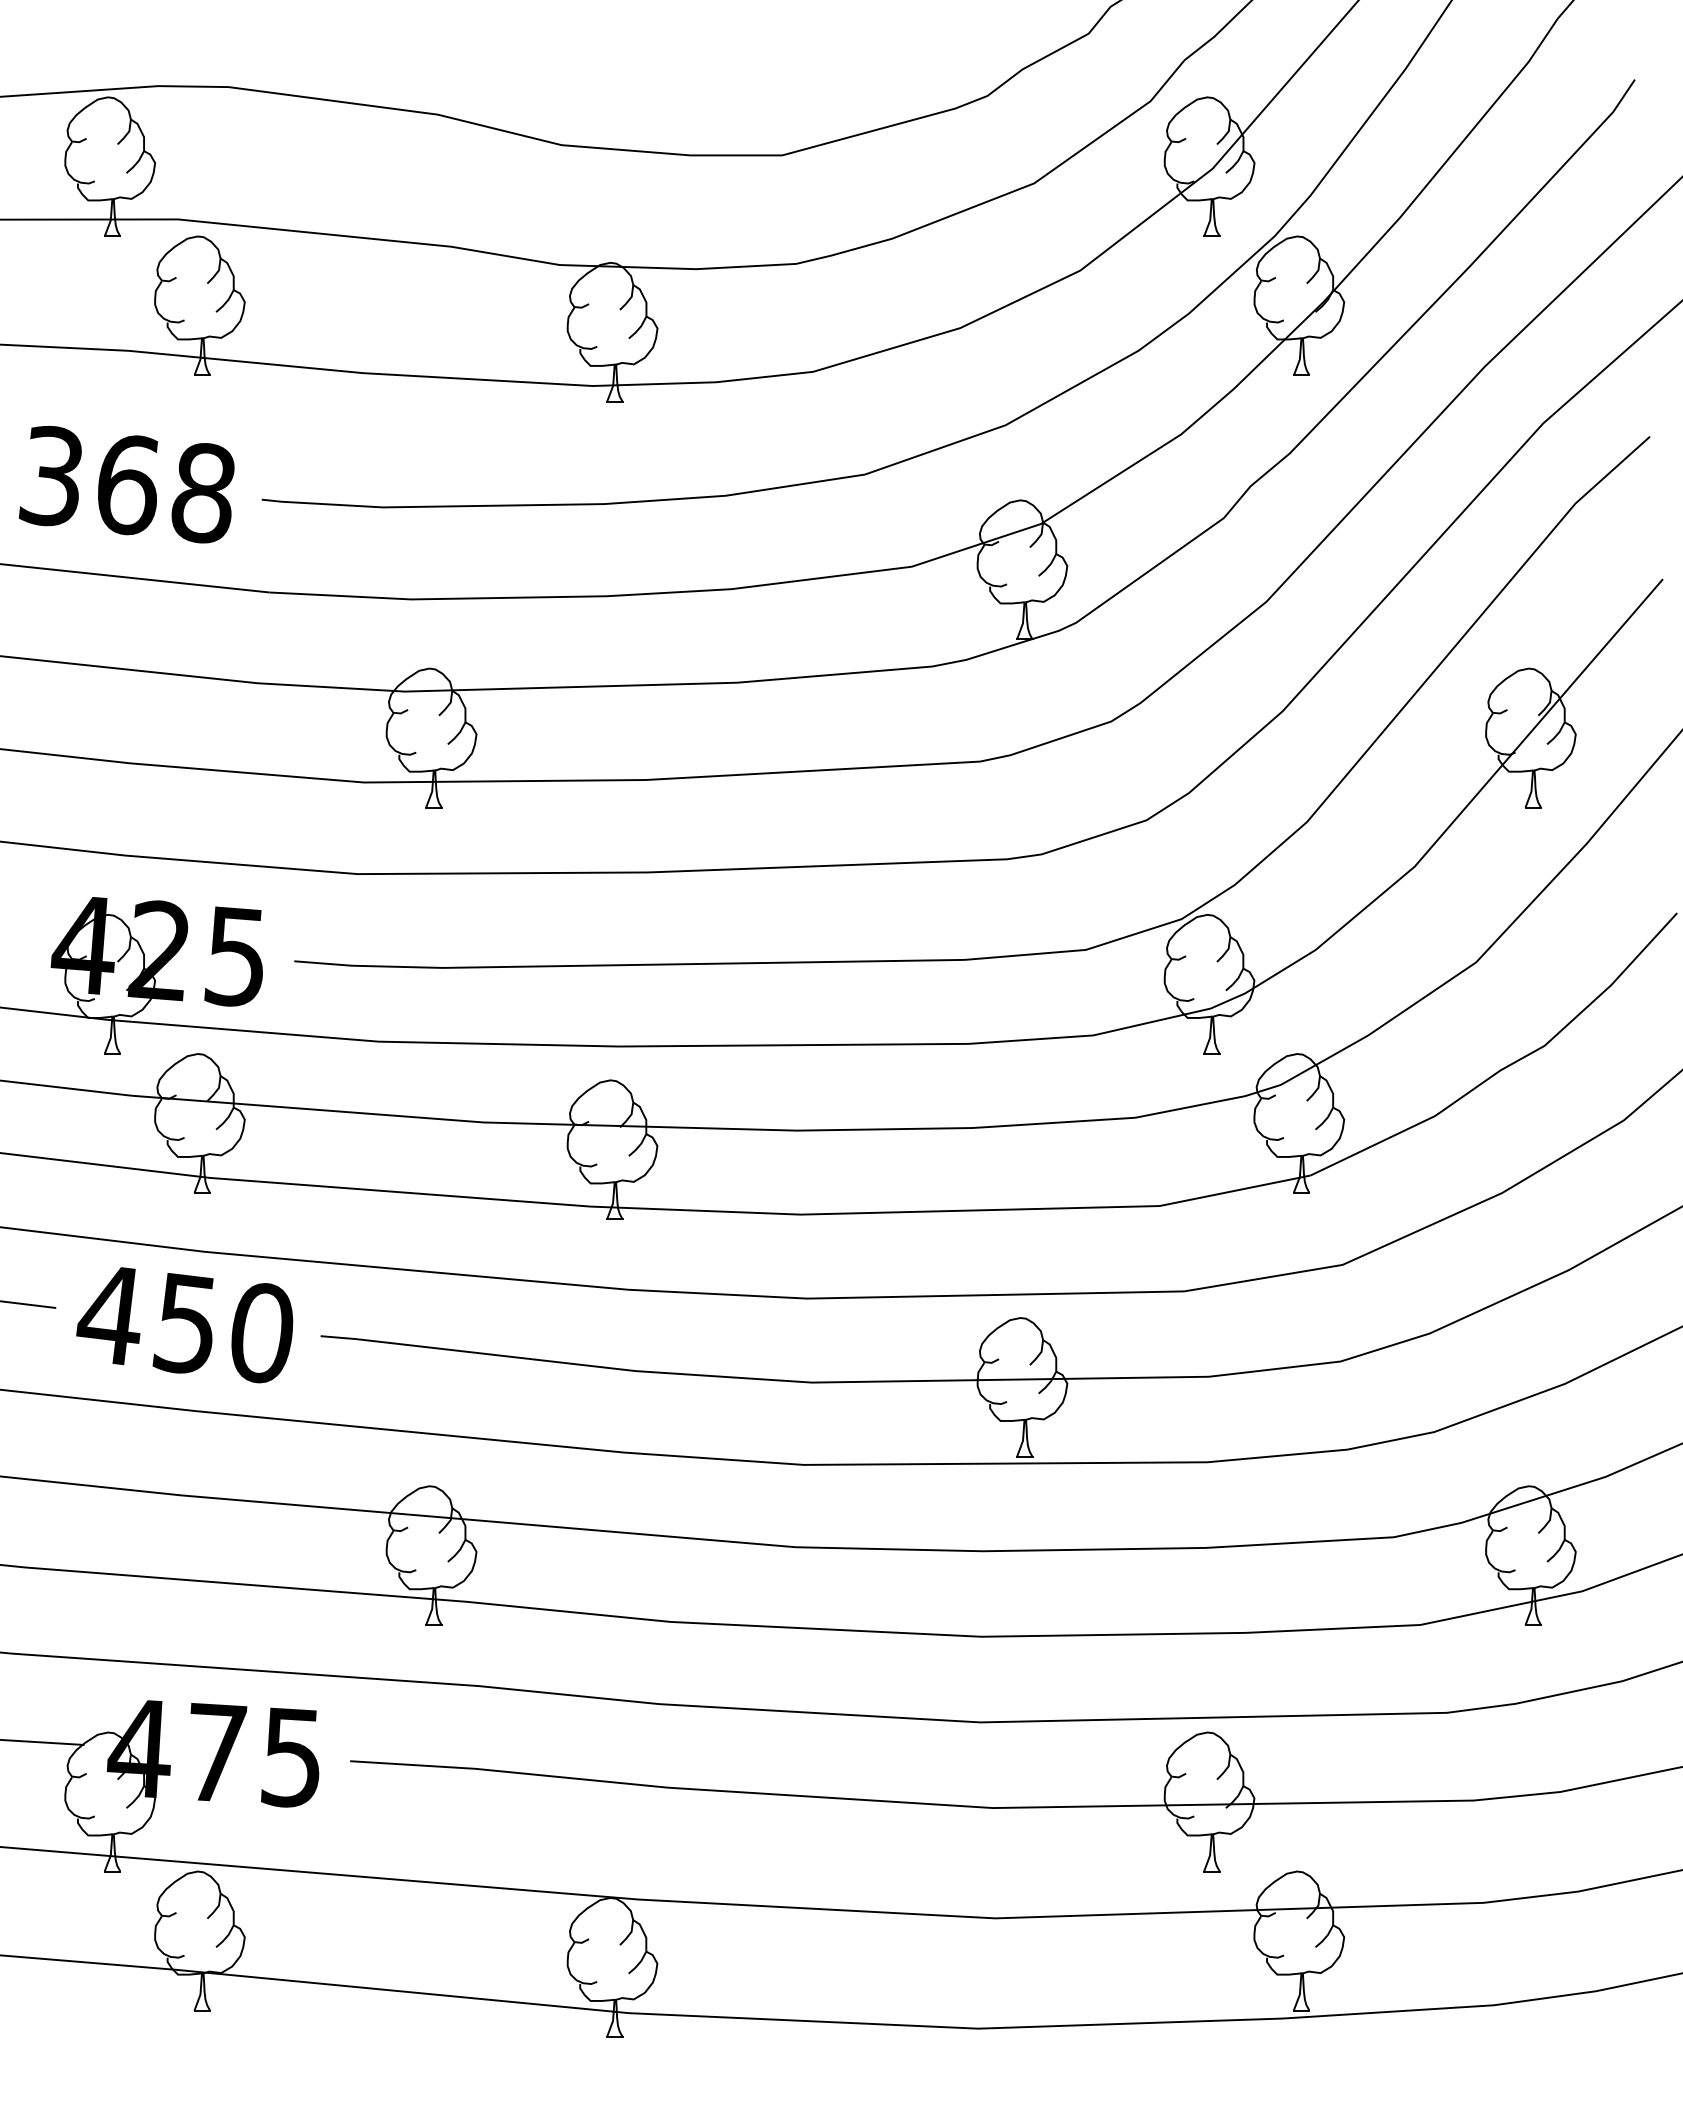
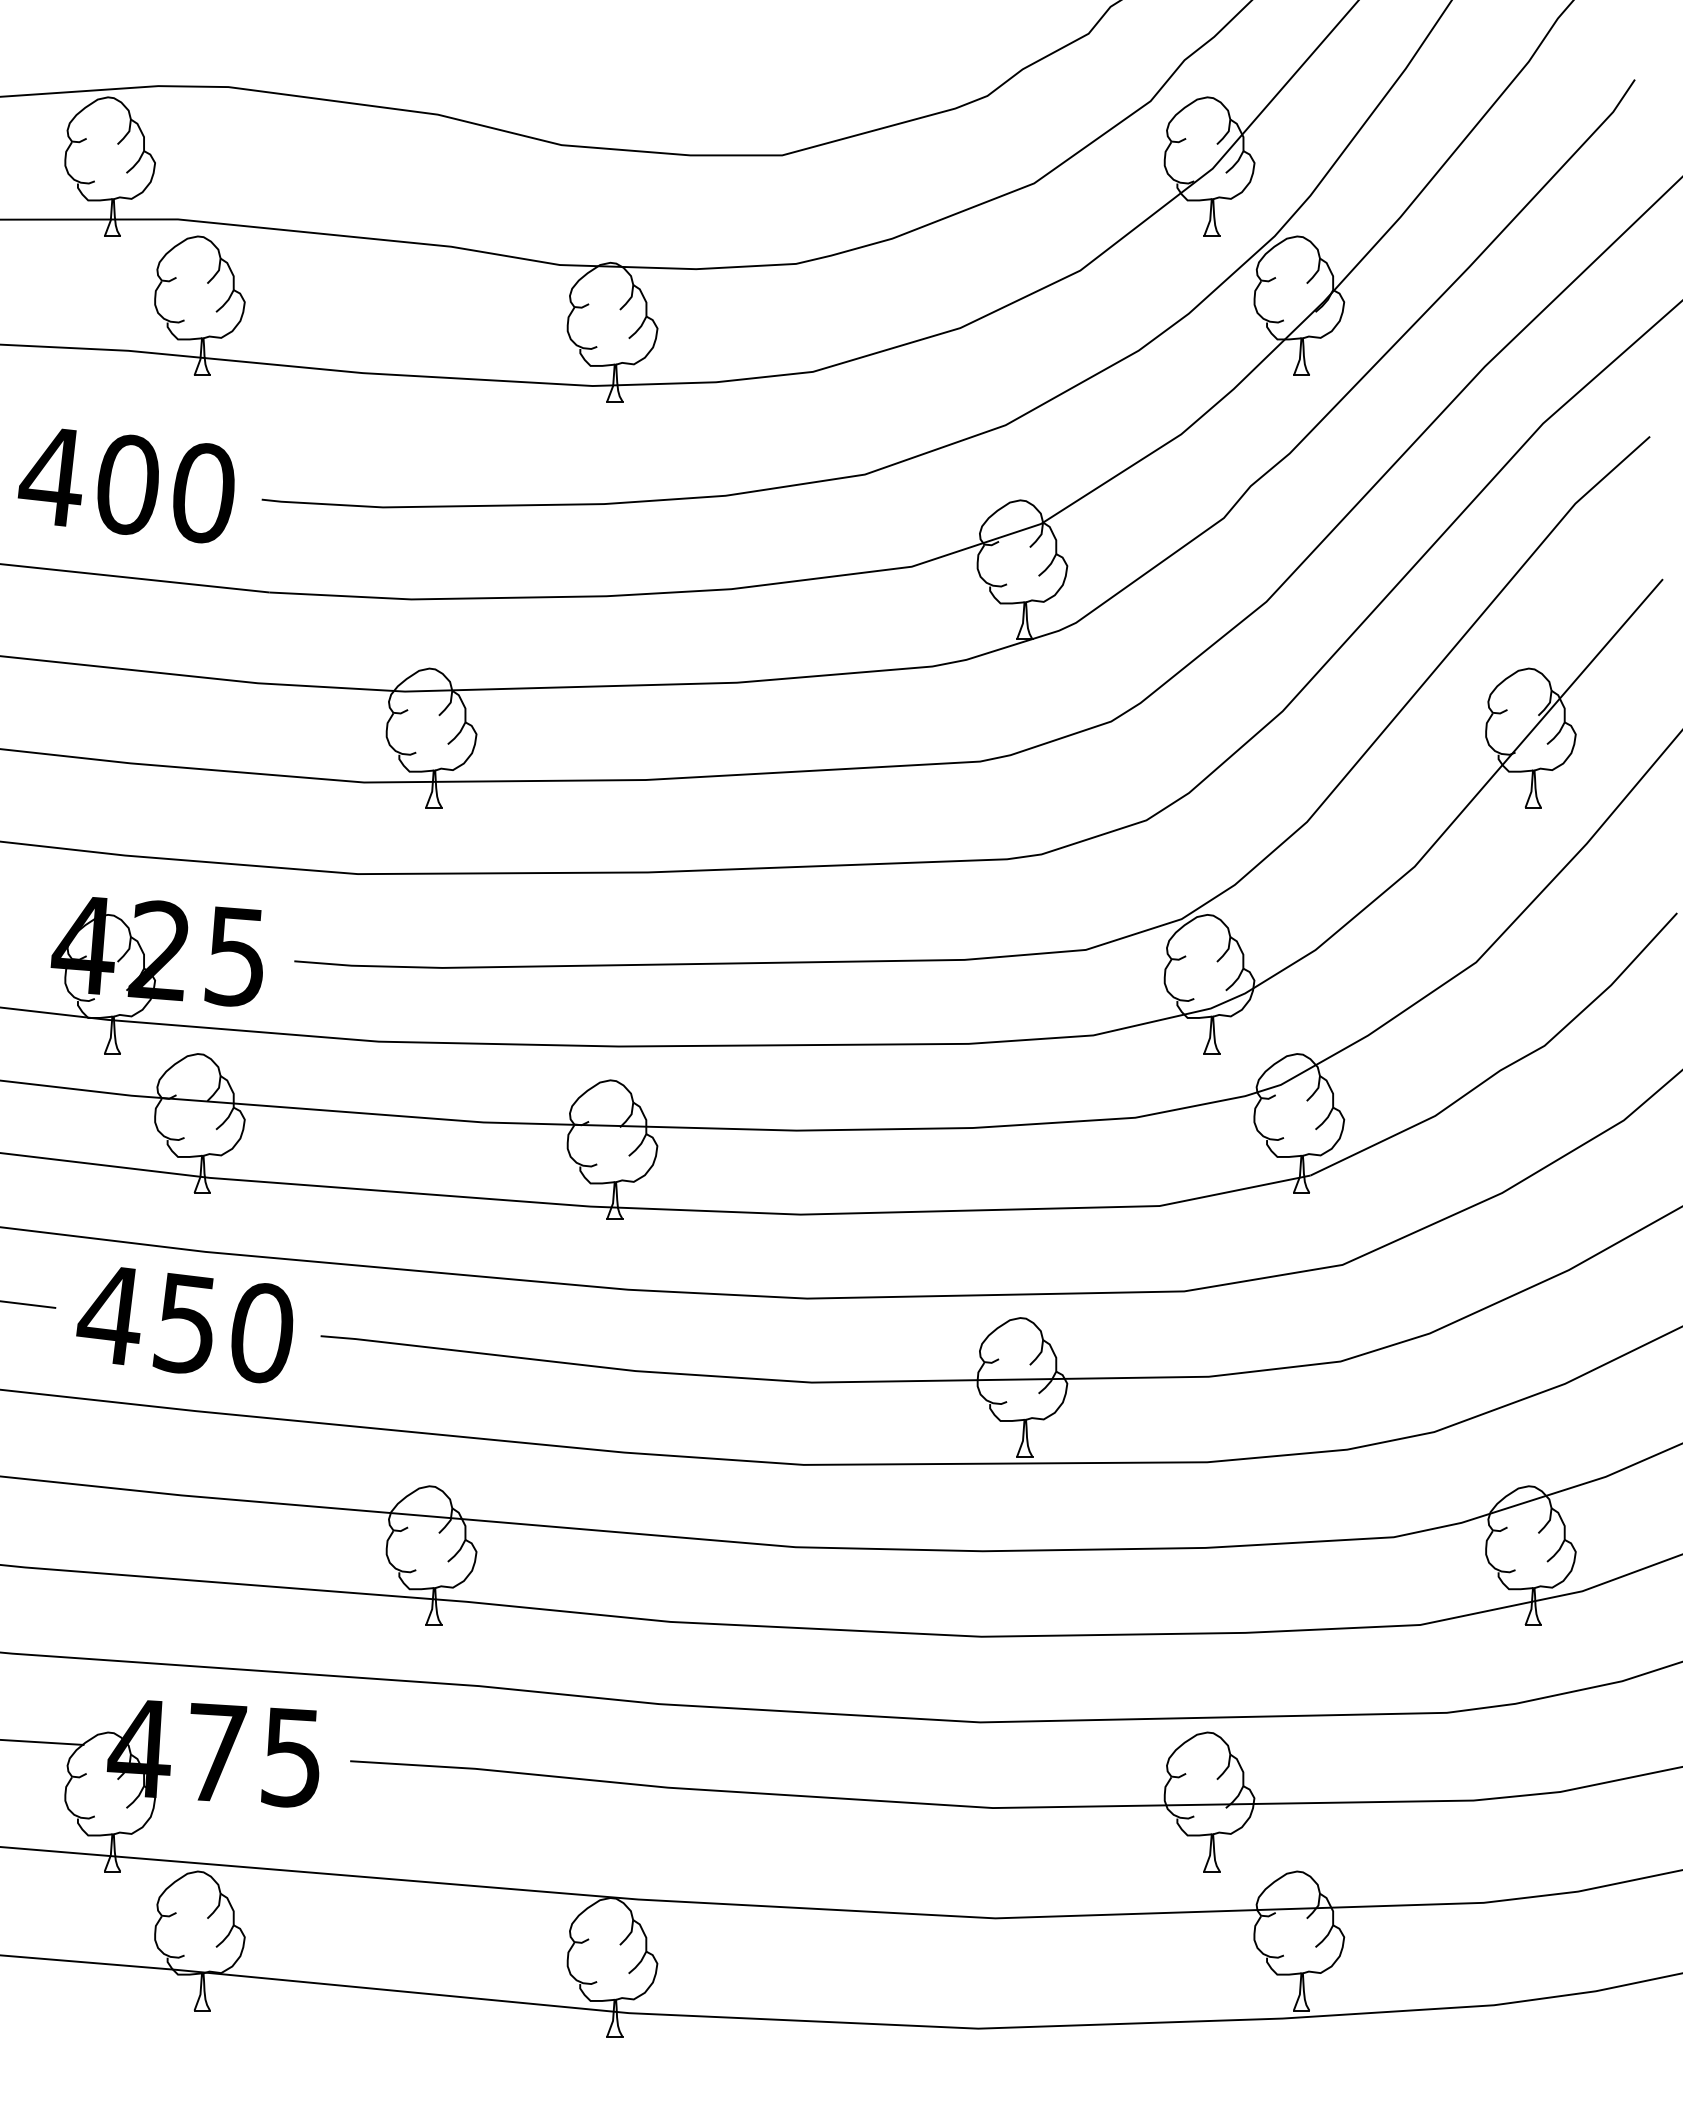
text: 368 -> 400 (125, 484)
